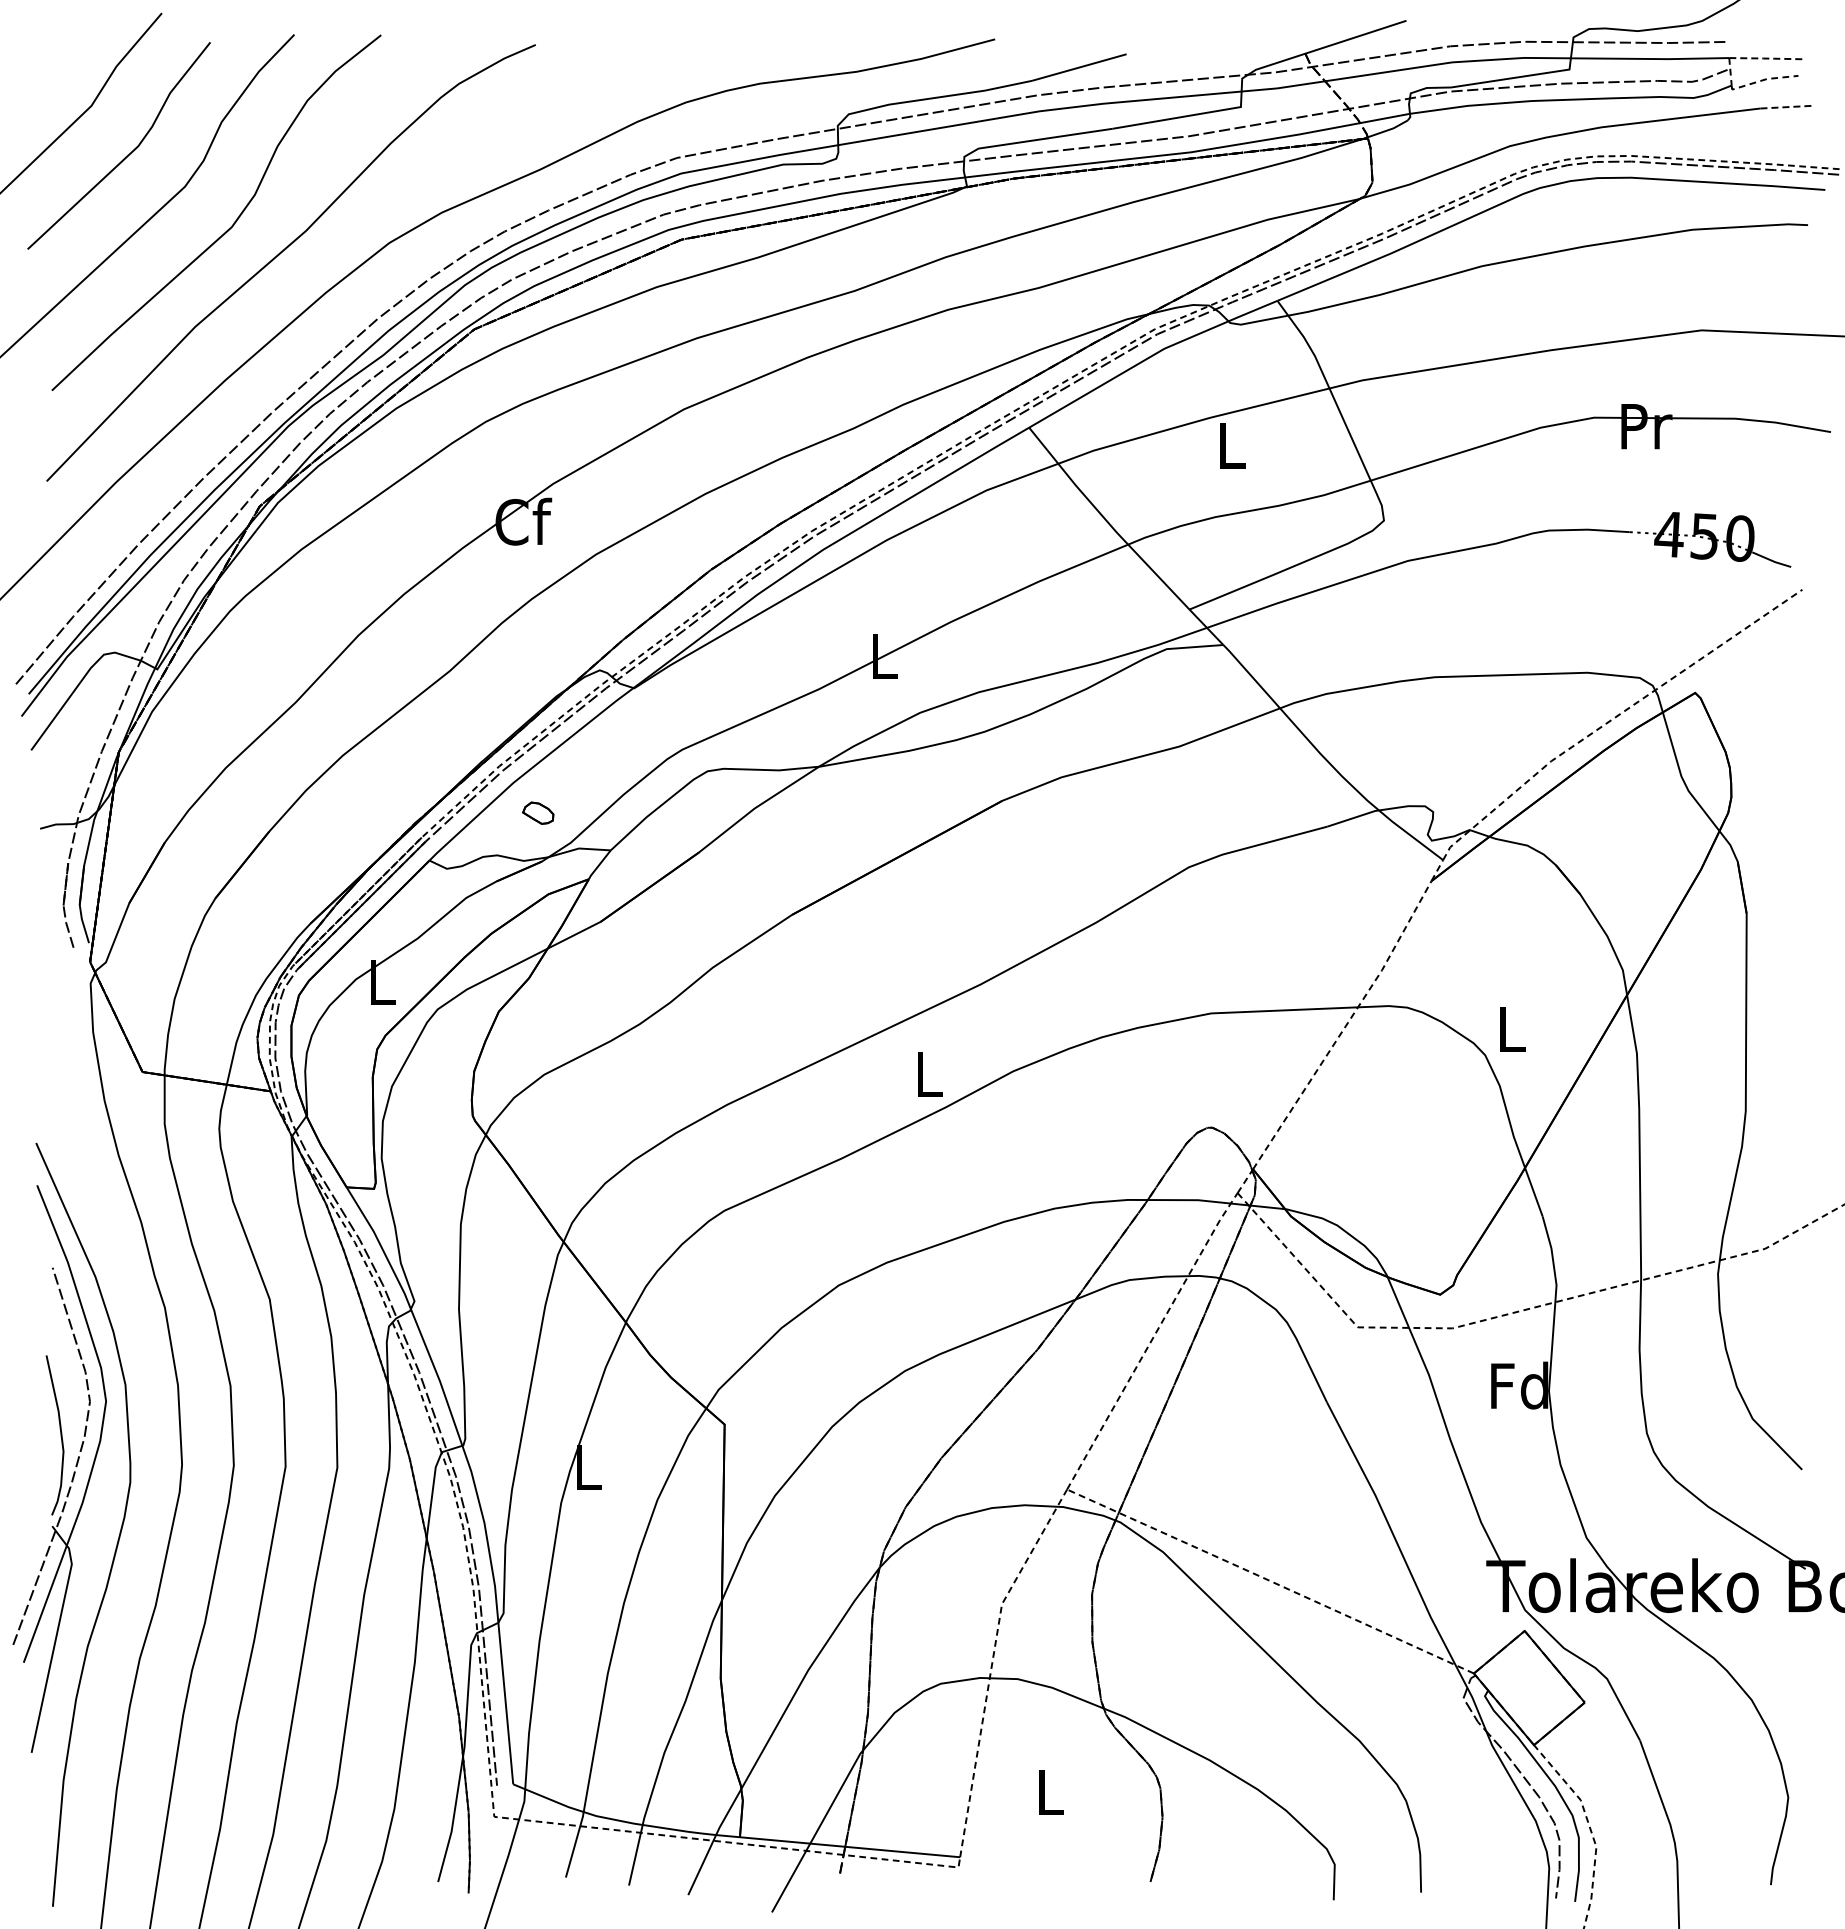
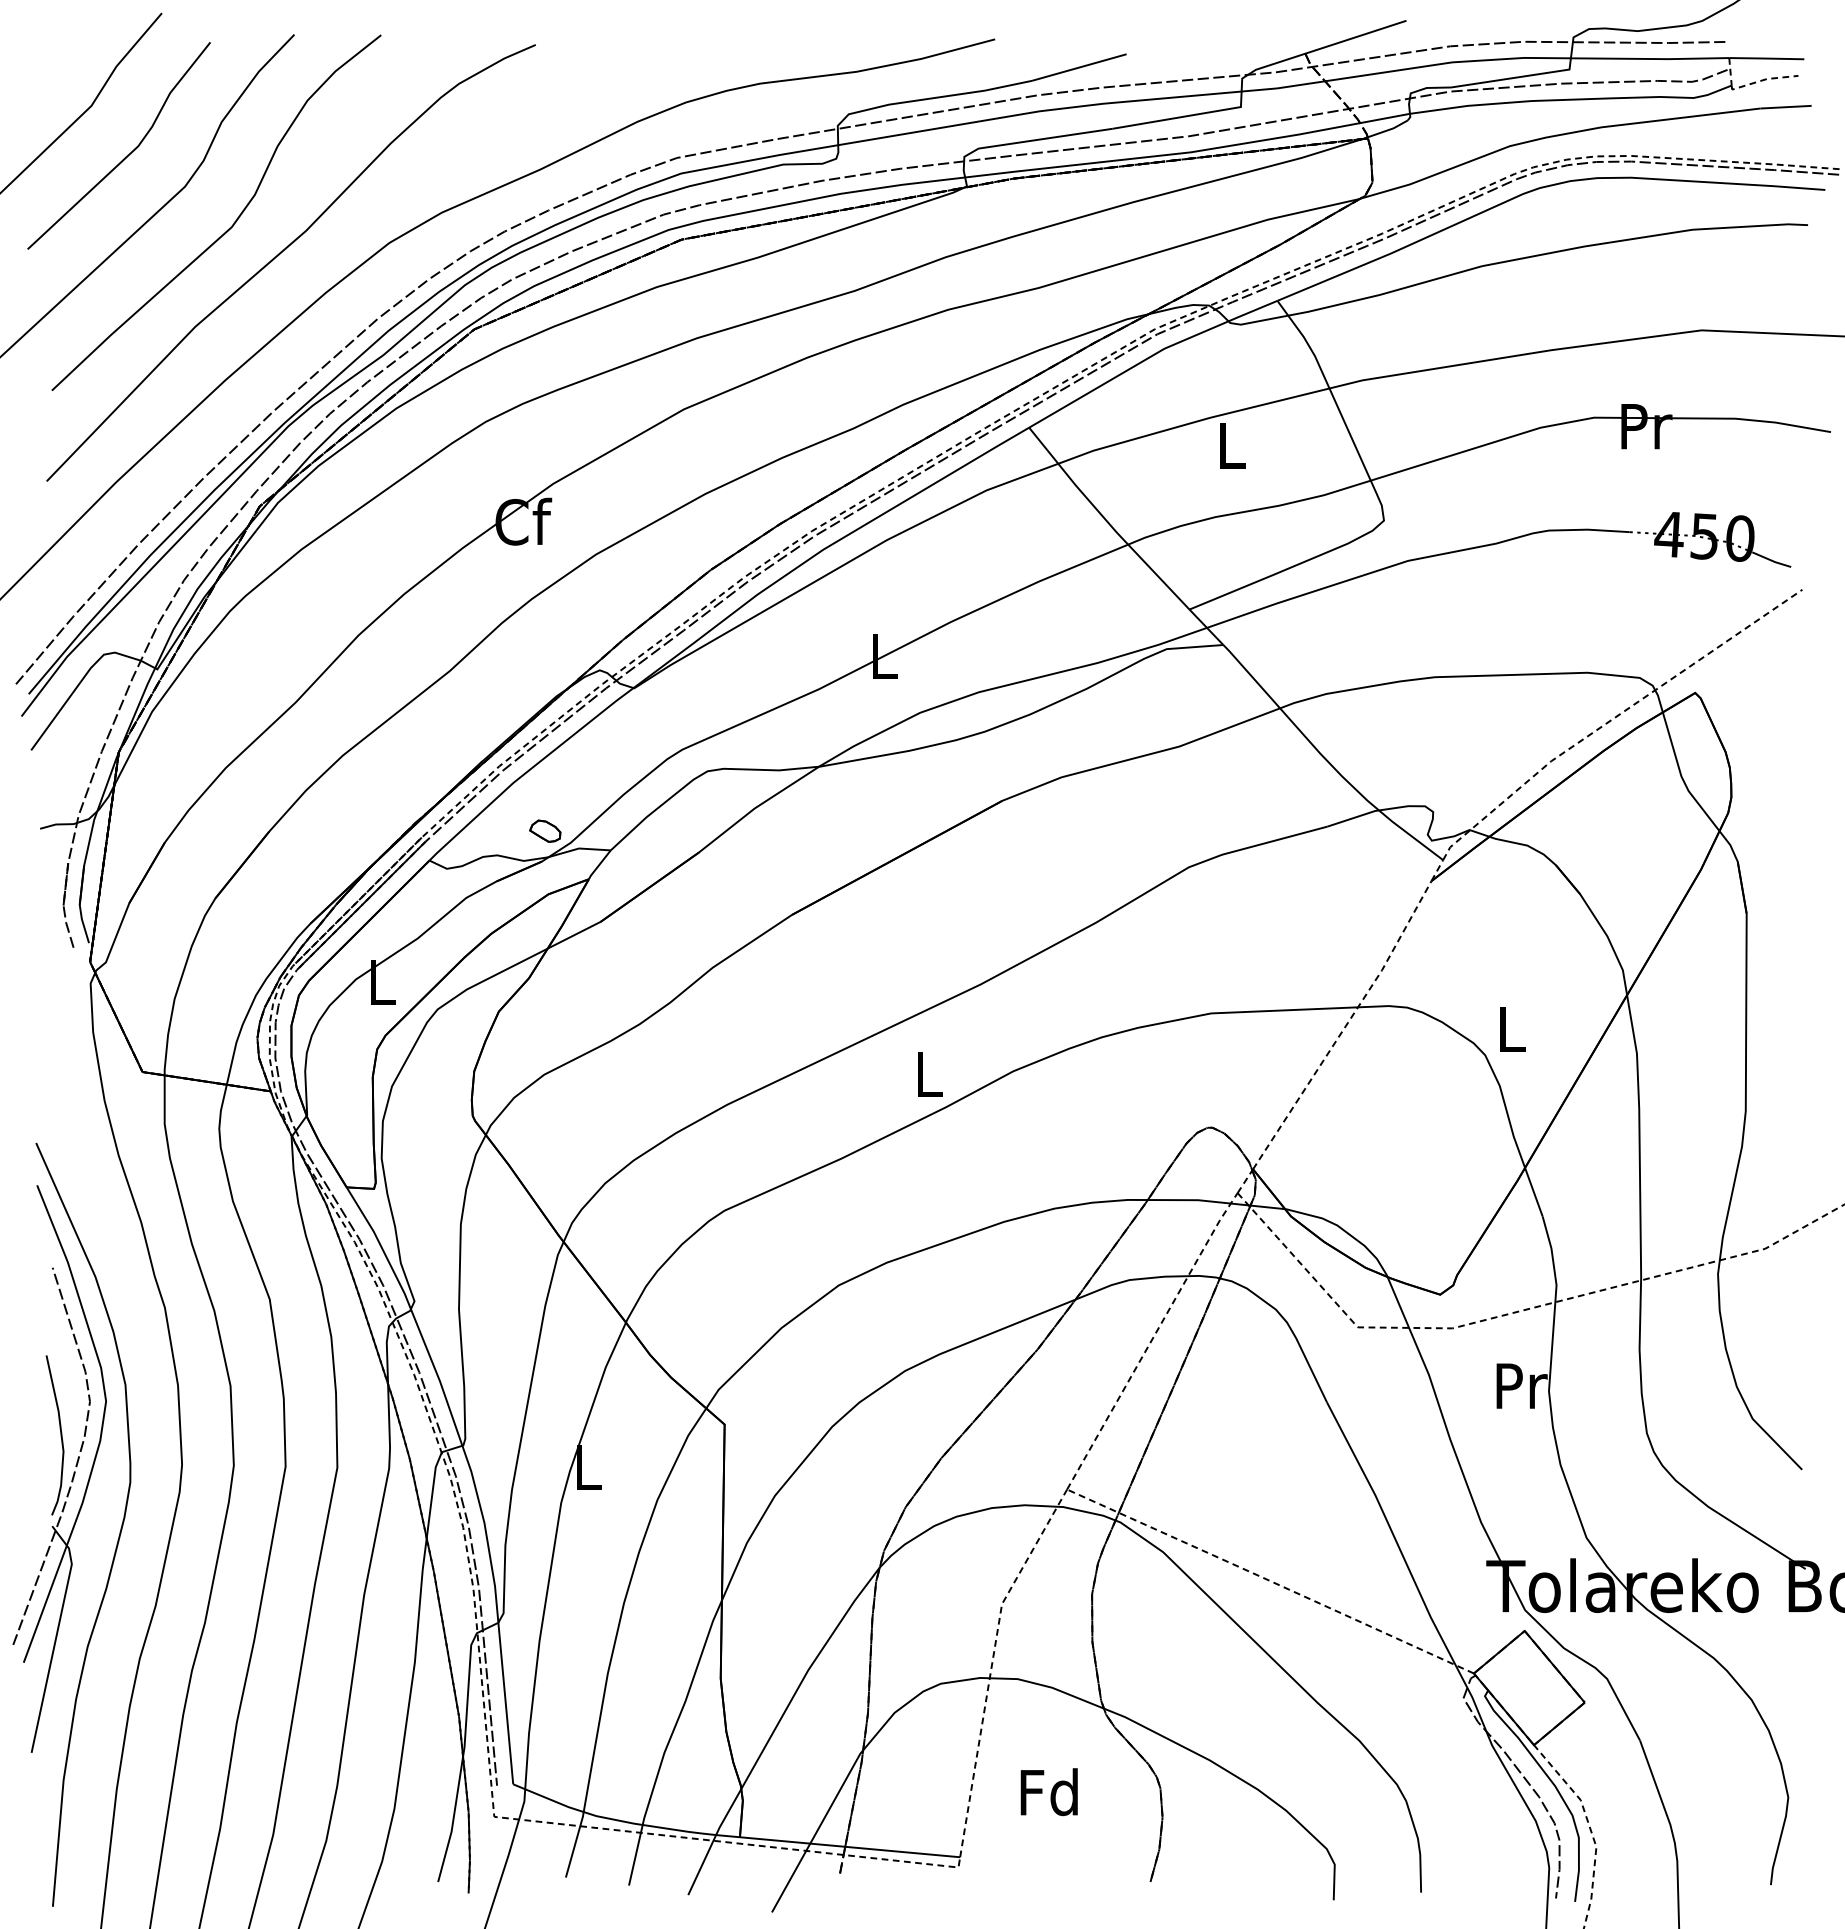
line: dashed -> solid (1767, 58)
line: dashed -> solid (1786, 107)
part position: (538, 812) -> (545, 830) (545, 830)
text: Fd -> Pr (1519, 1385)
text: L -> Fd (1048, 1792)
